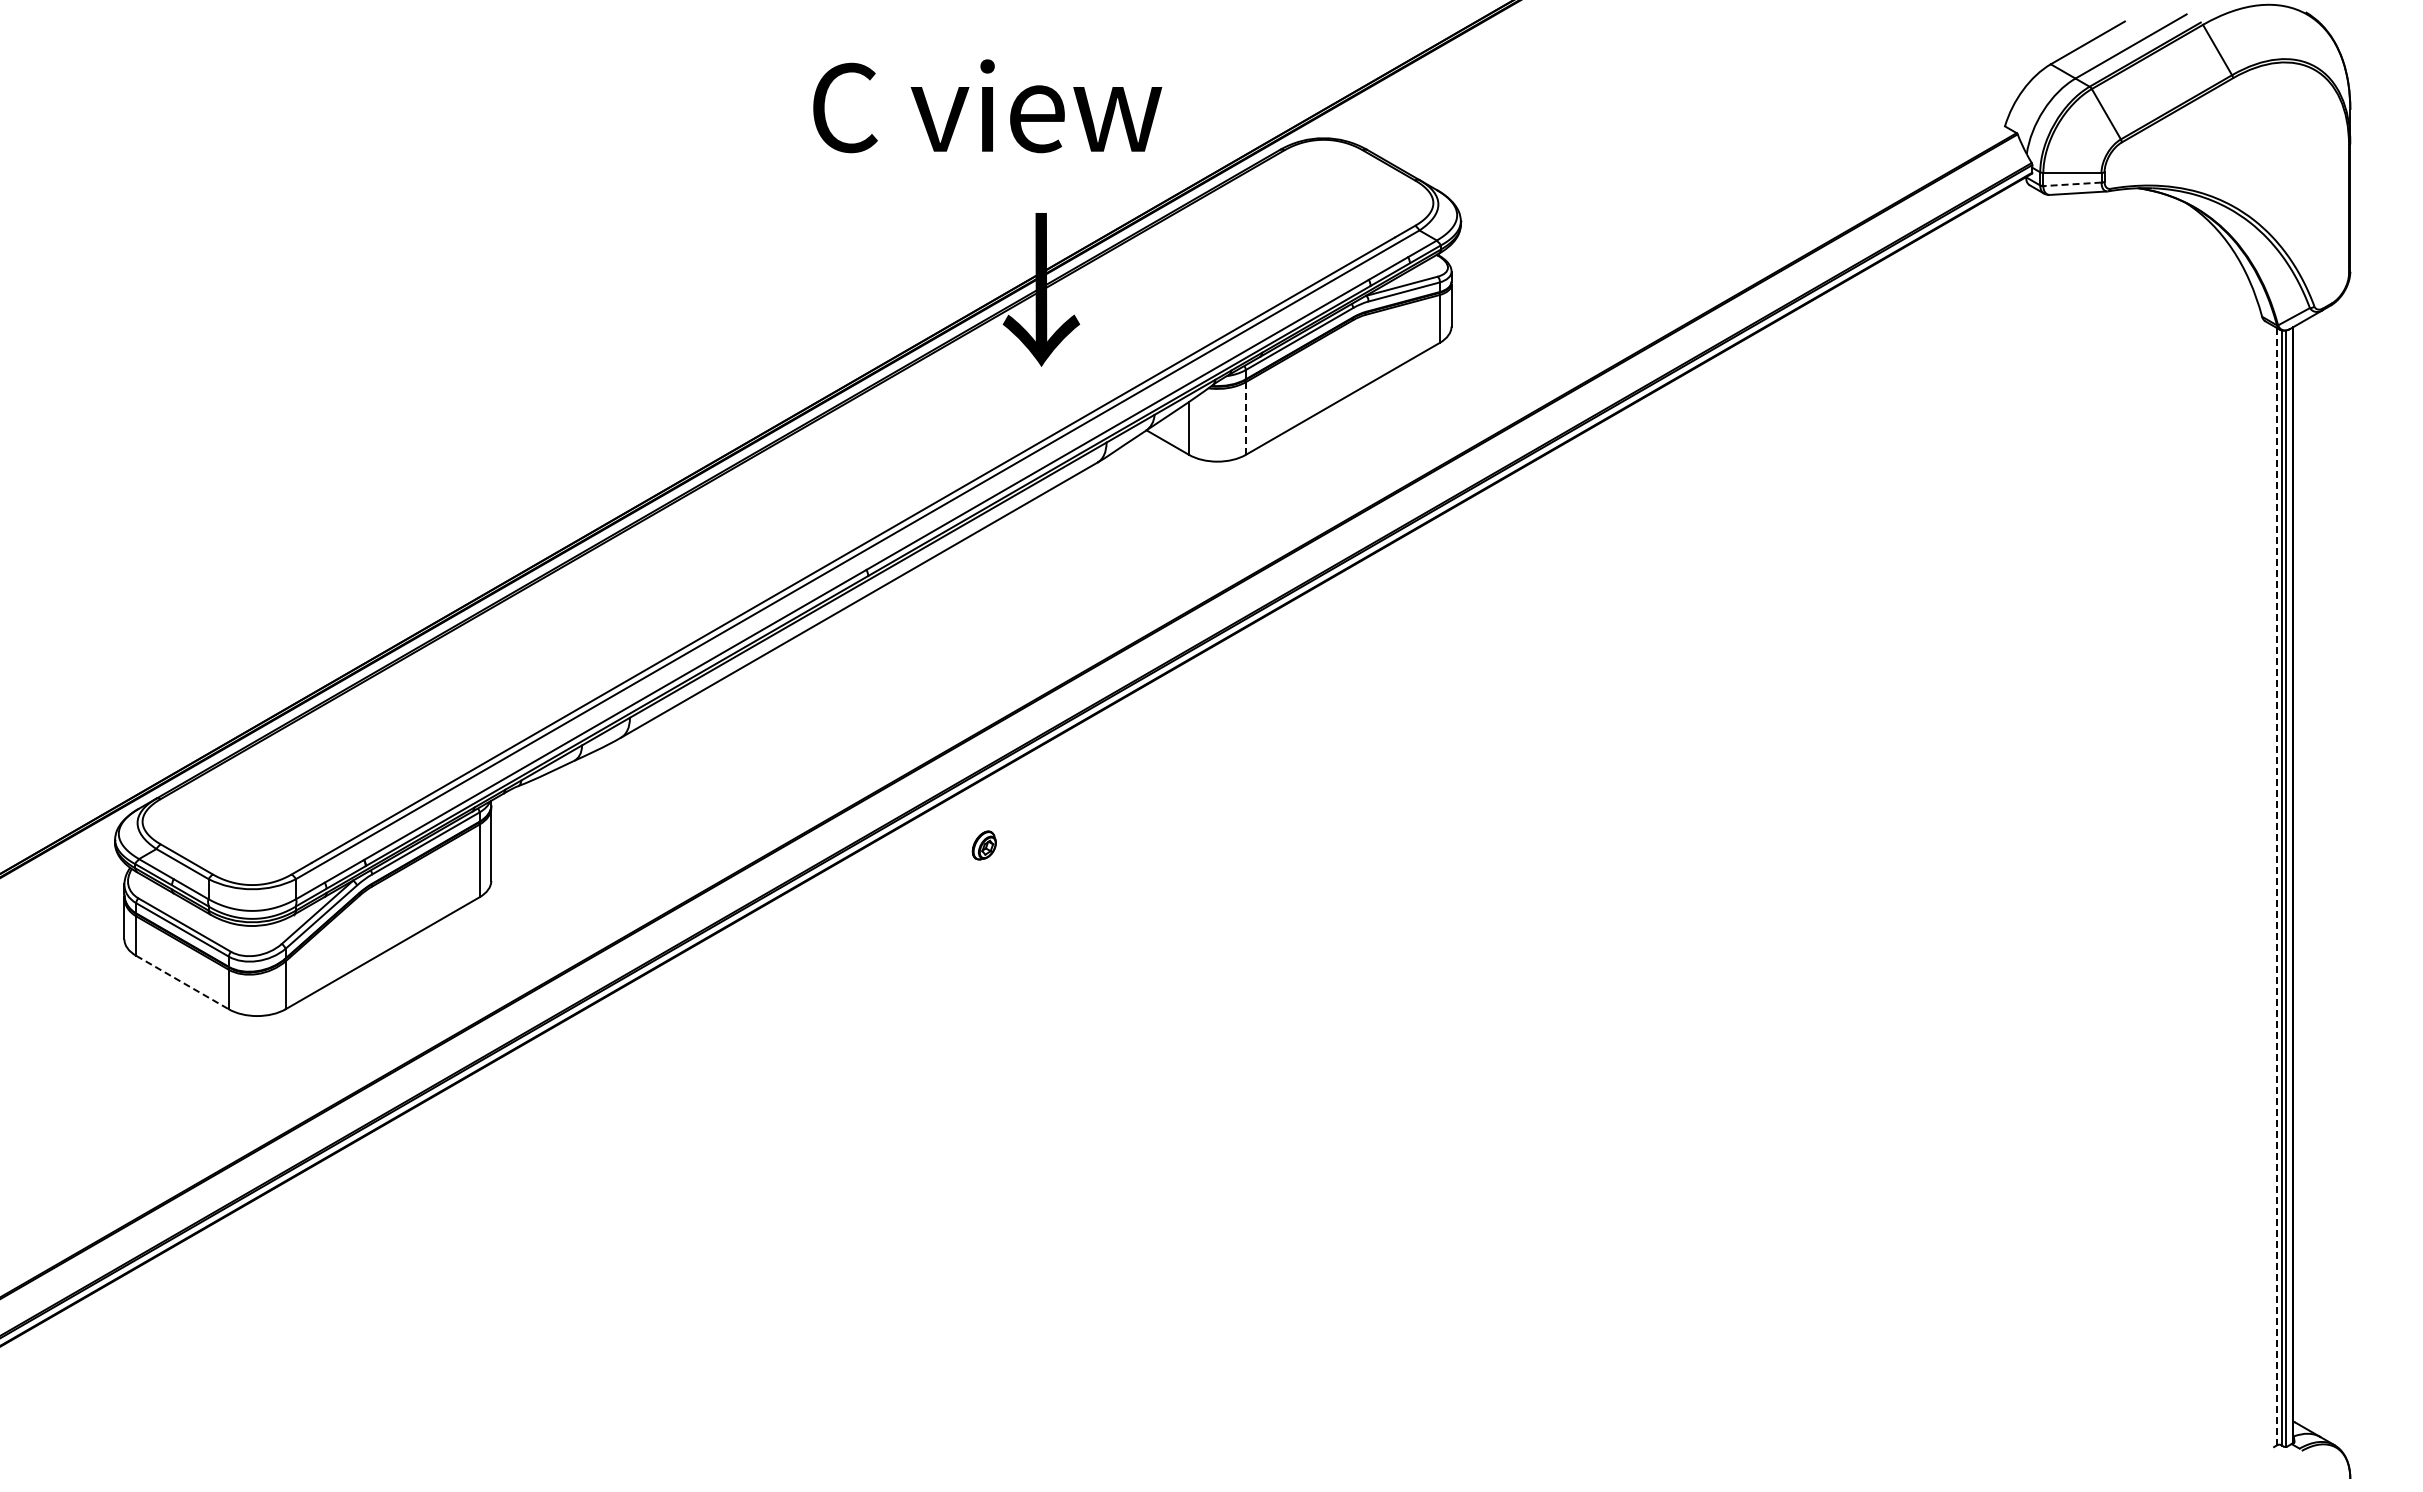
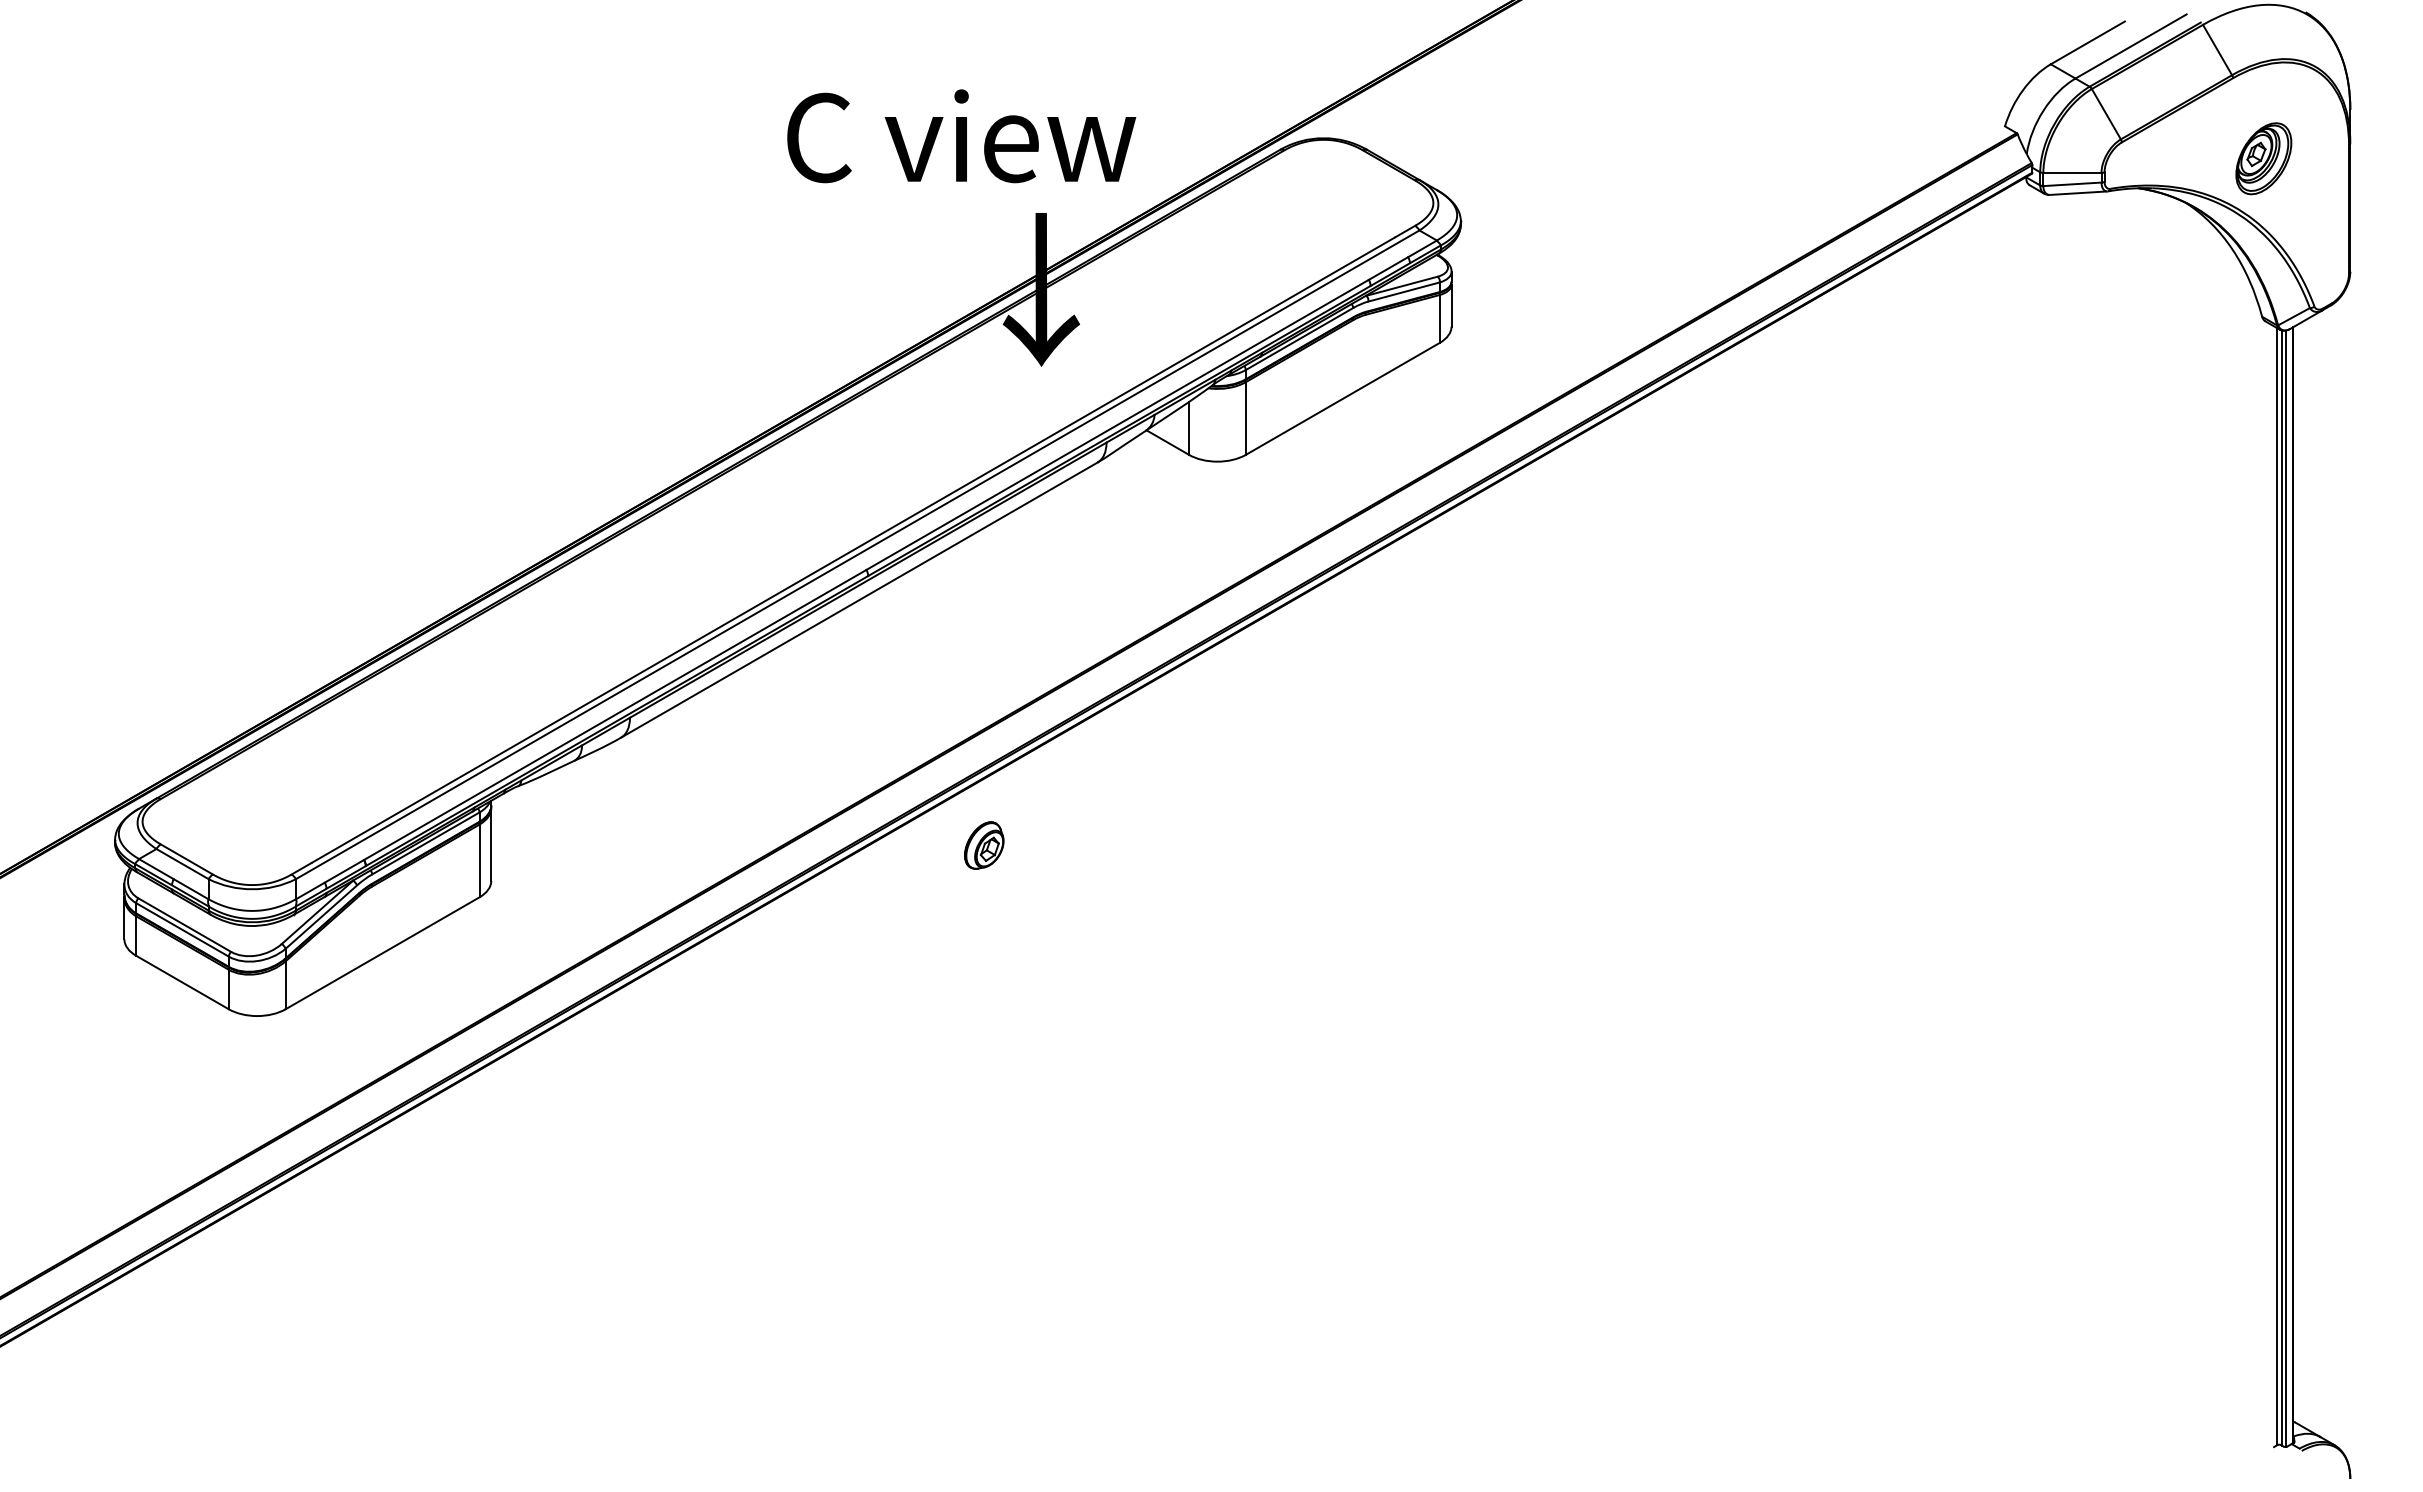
text position: (987, 106) -> (961, 136) (961, 136)
part: none -> present (2263, 158)
line: dashed -> solid (2071, 184)
line: dashed -> solid (1245, 418)
part size: 26x31 px -> 41x49 px (984, 845)
line: dashed -> solid (2277, 887)
line: dashed -> solid (182, 982)
